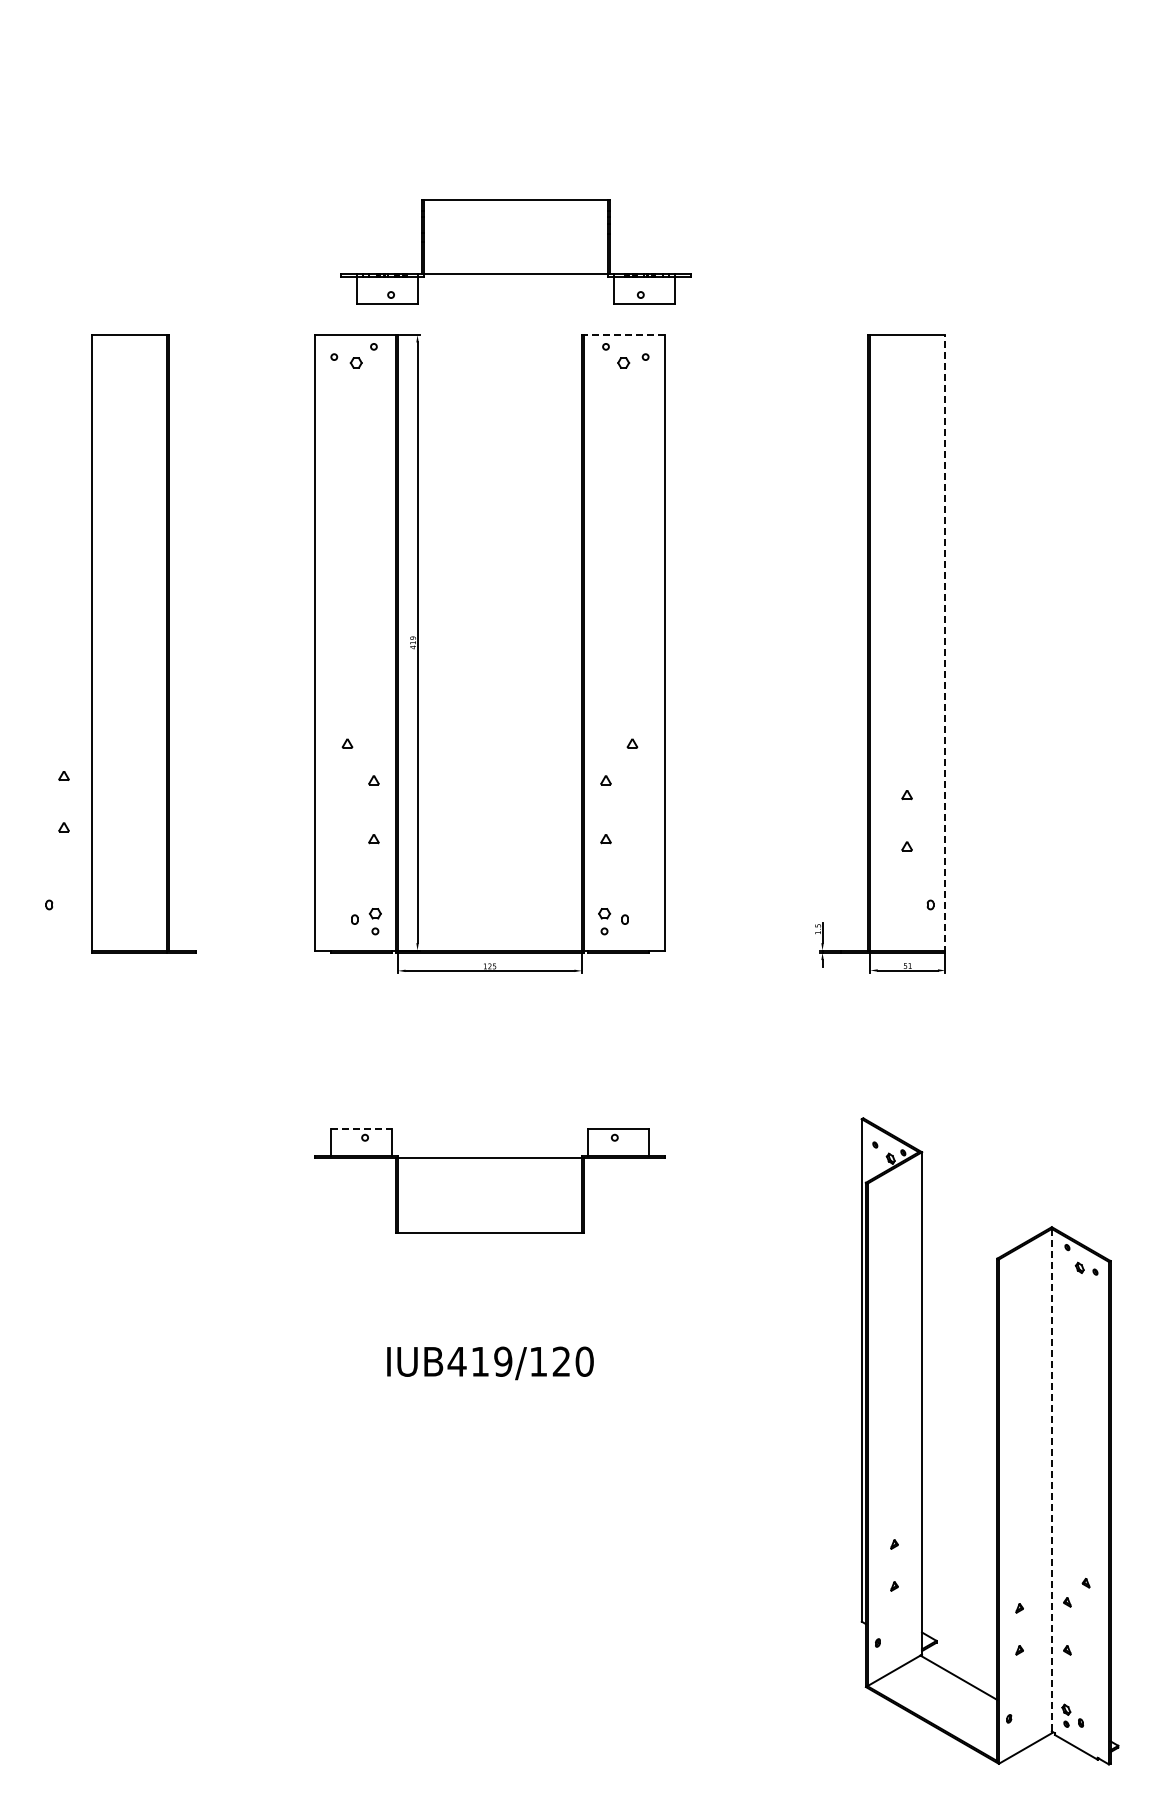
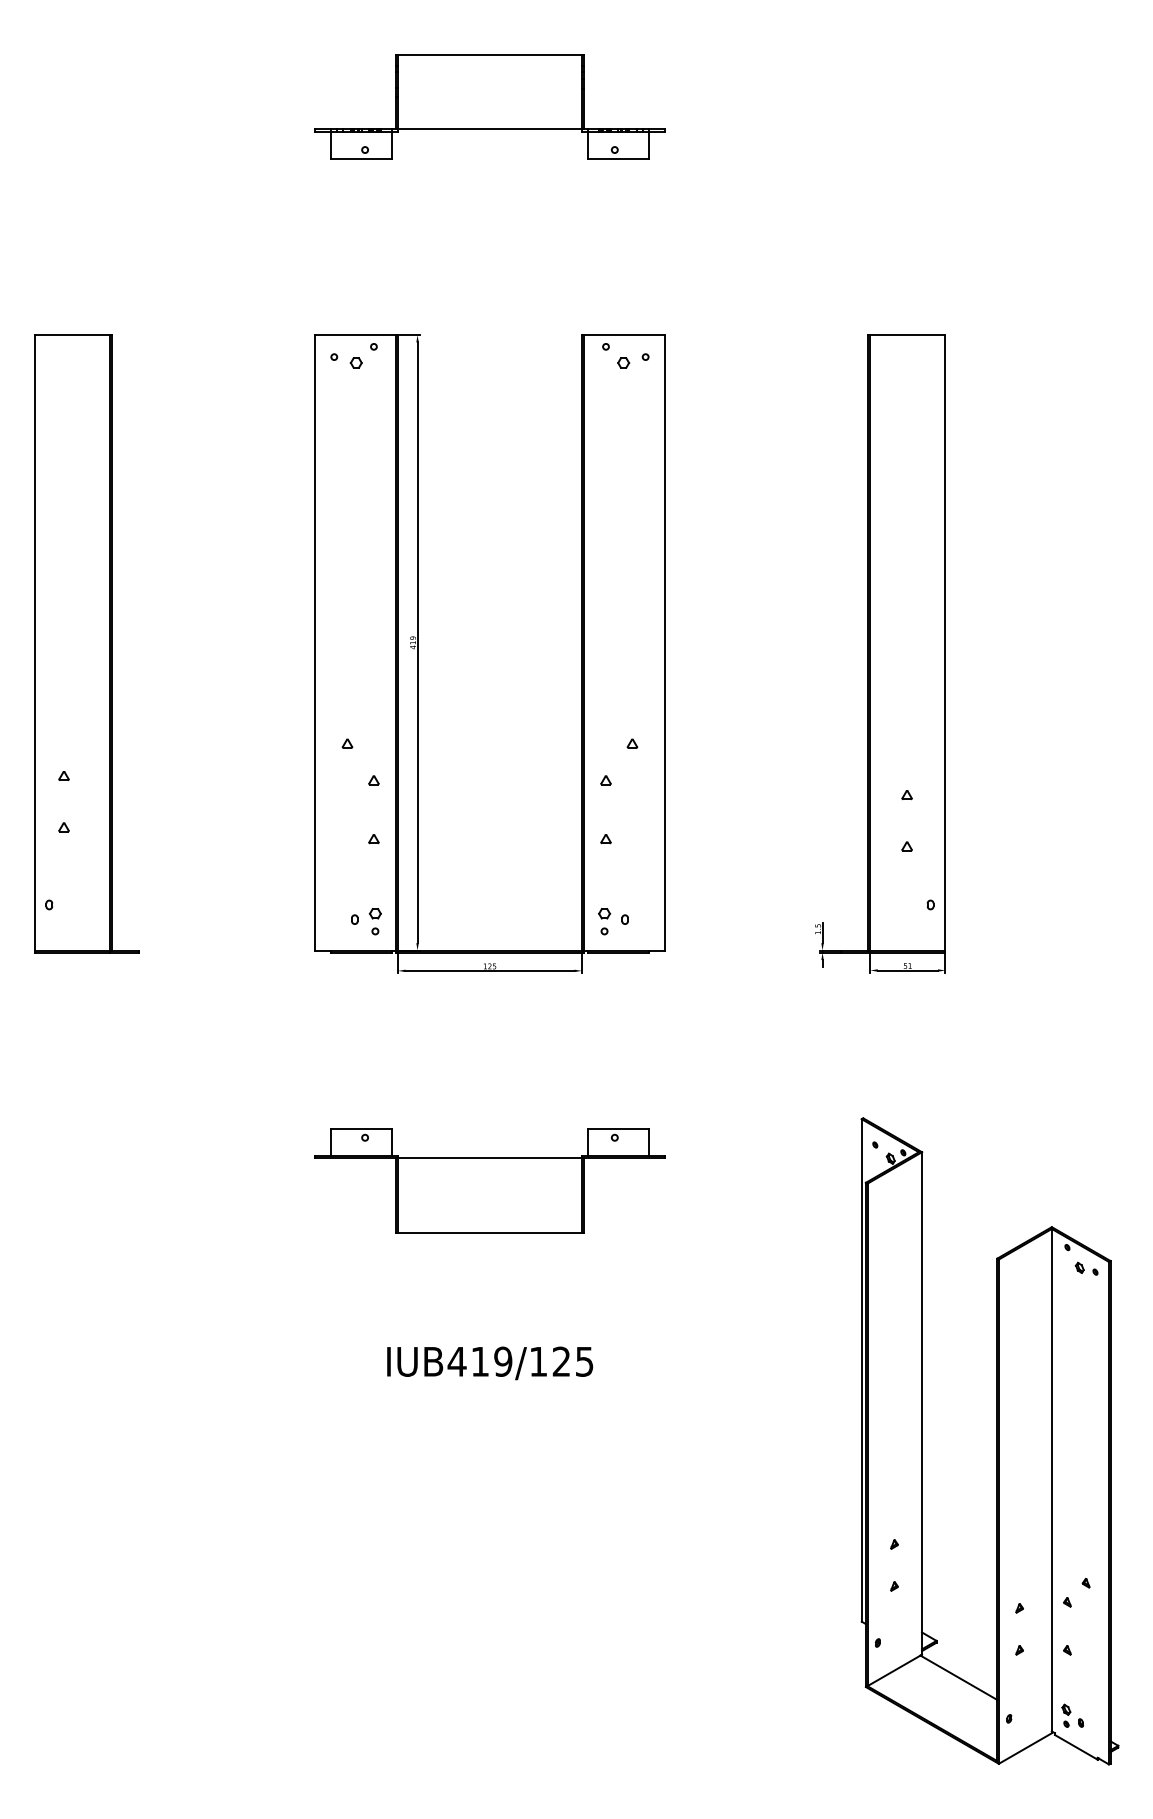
part position: (515, 251) -> (489, 106) (489, 106)
line: dashed -> solid (623, 335)
part position: (143, 643) -> (86, 643) (86, 643)
line: dashed -> solid (945, 643)
line: dashed -> solid (361, 1128)
text: IUB419/120 -> IUB419/125 (584, 1361)
line: dashed -> solid (1051, 1480)
